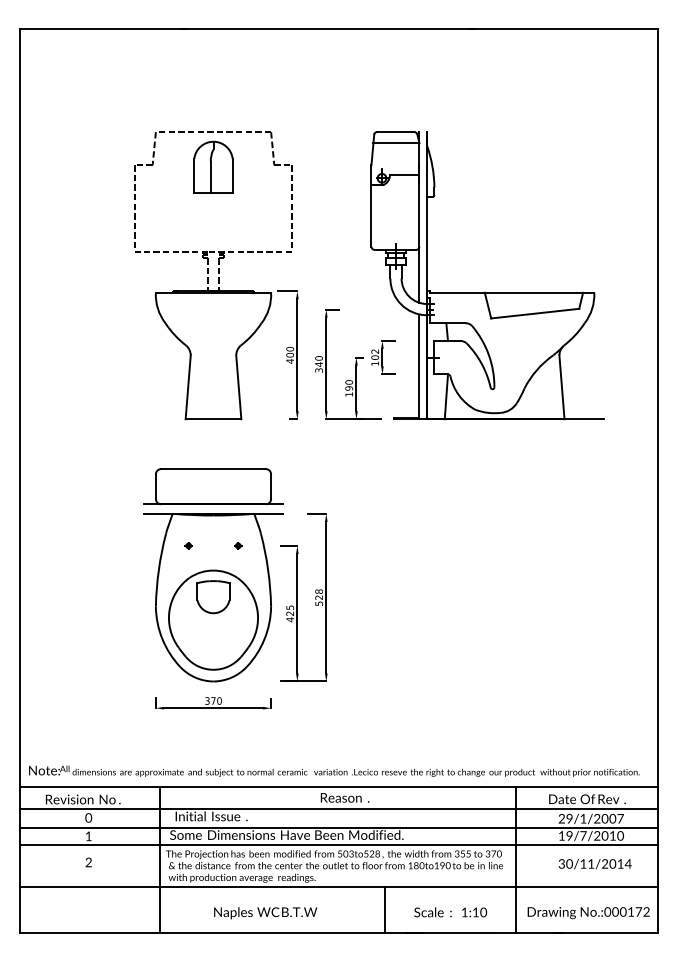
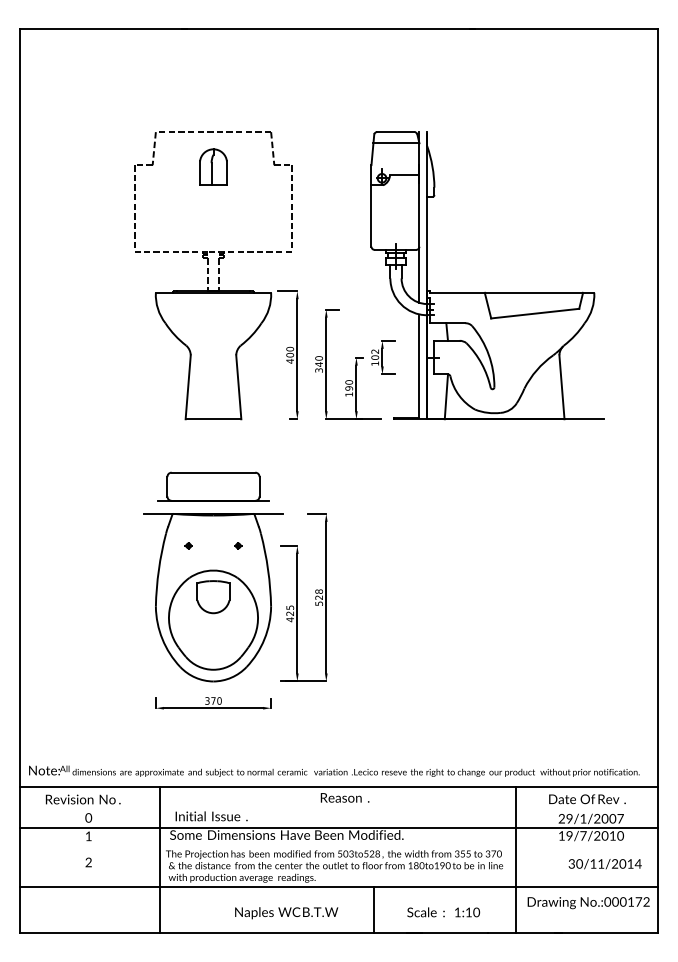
part size: 41x54 px -> 29x38 px (213, 166)
part size: 141x38 px -> 113x31 px (213, 486)
line: present -> none (338, 808)
line: present -> none (338, 844)
text position: (594, 864) -> (604, 864) (604, 864)
line position: (385, 909) -> (374, 909) (374, 909)
text position: (450, 912) -> (443, 912) (443, 912)
text position: (265, 913) -> (286, 913) (286, 913)
text position: (588, 913) -> (588, 903) (588, 903)
